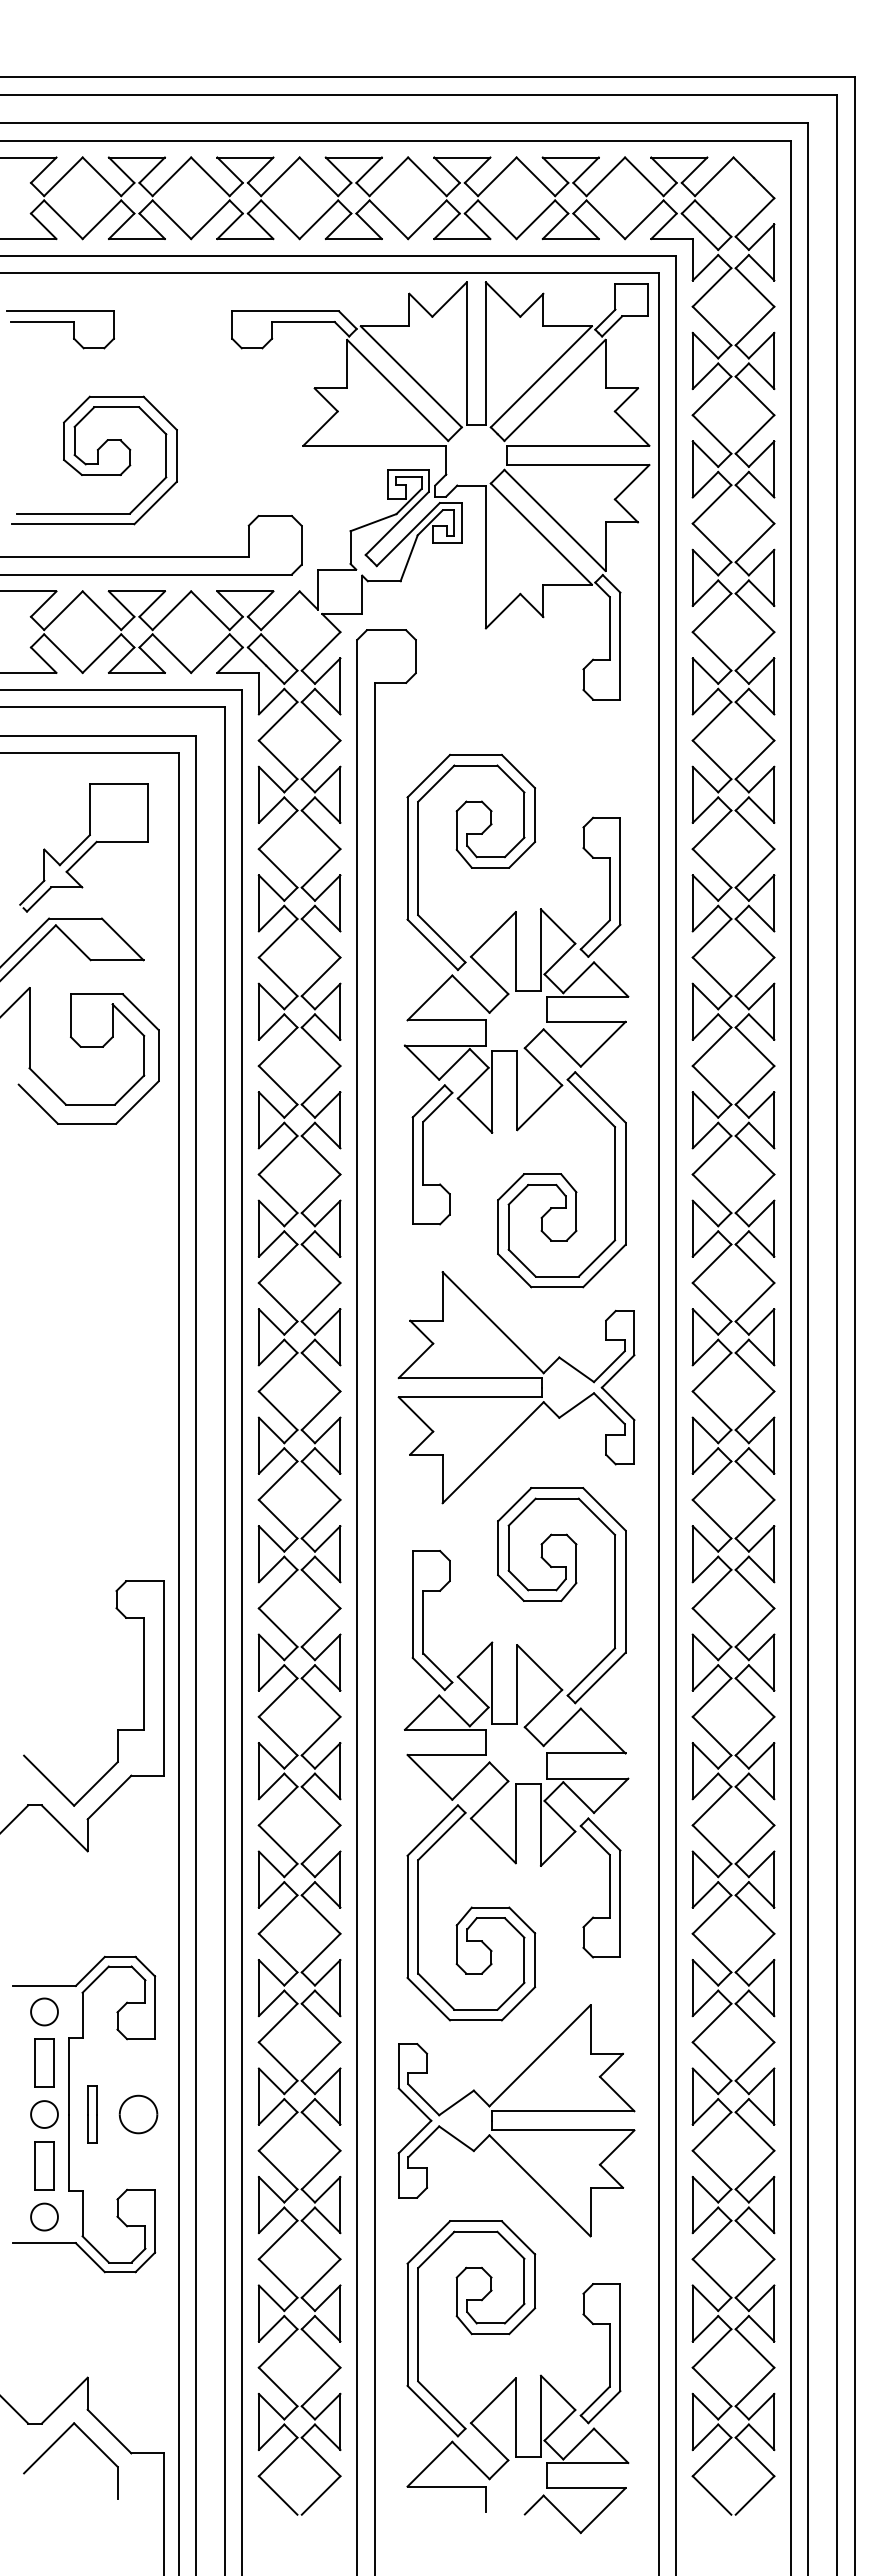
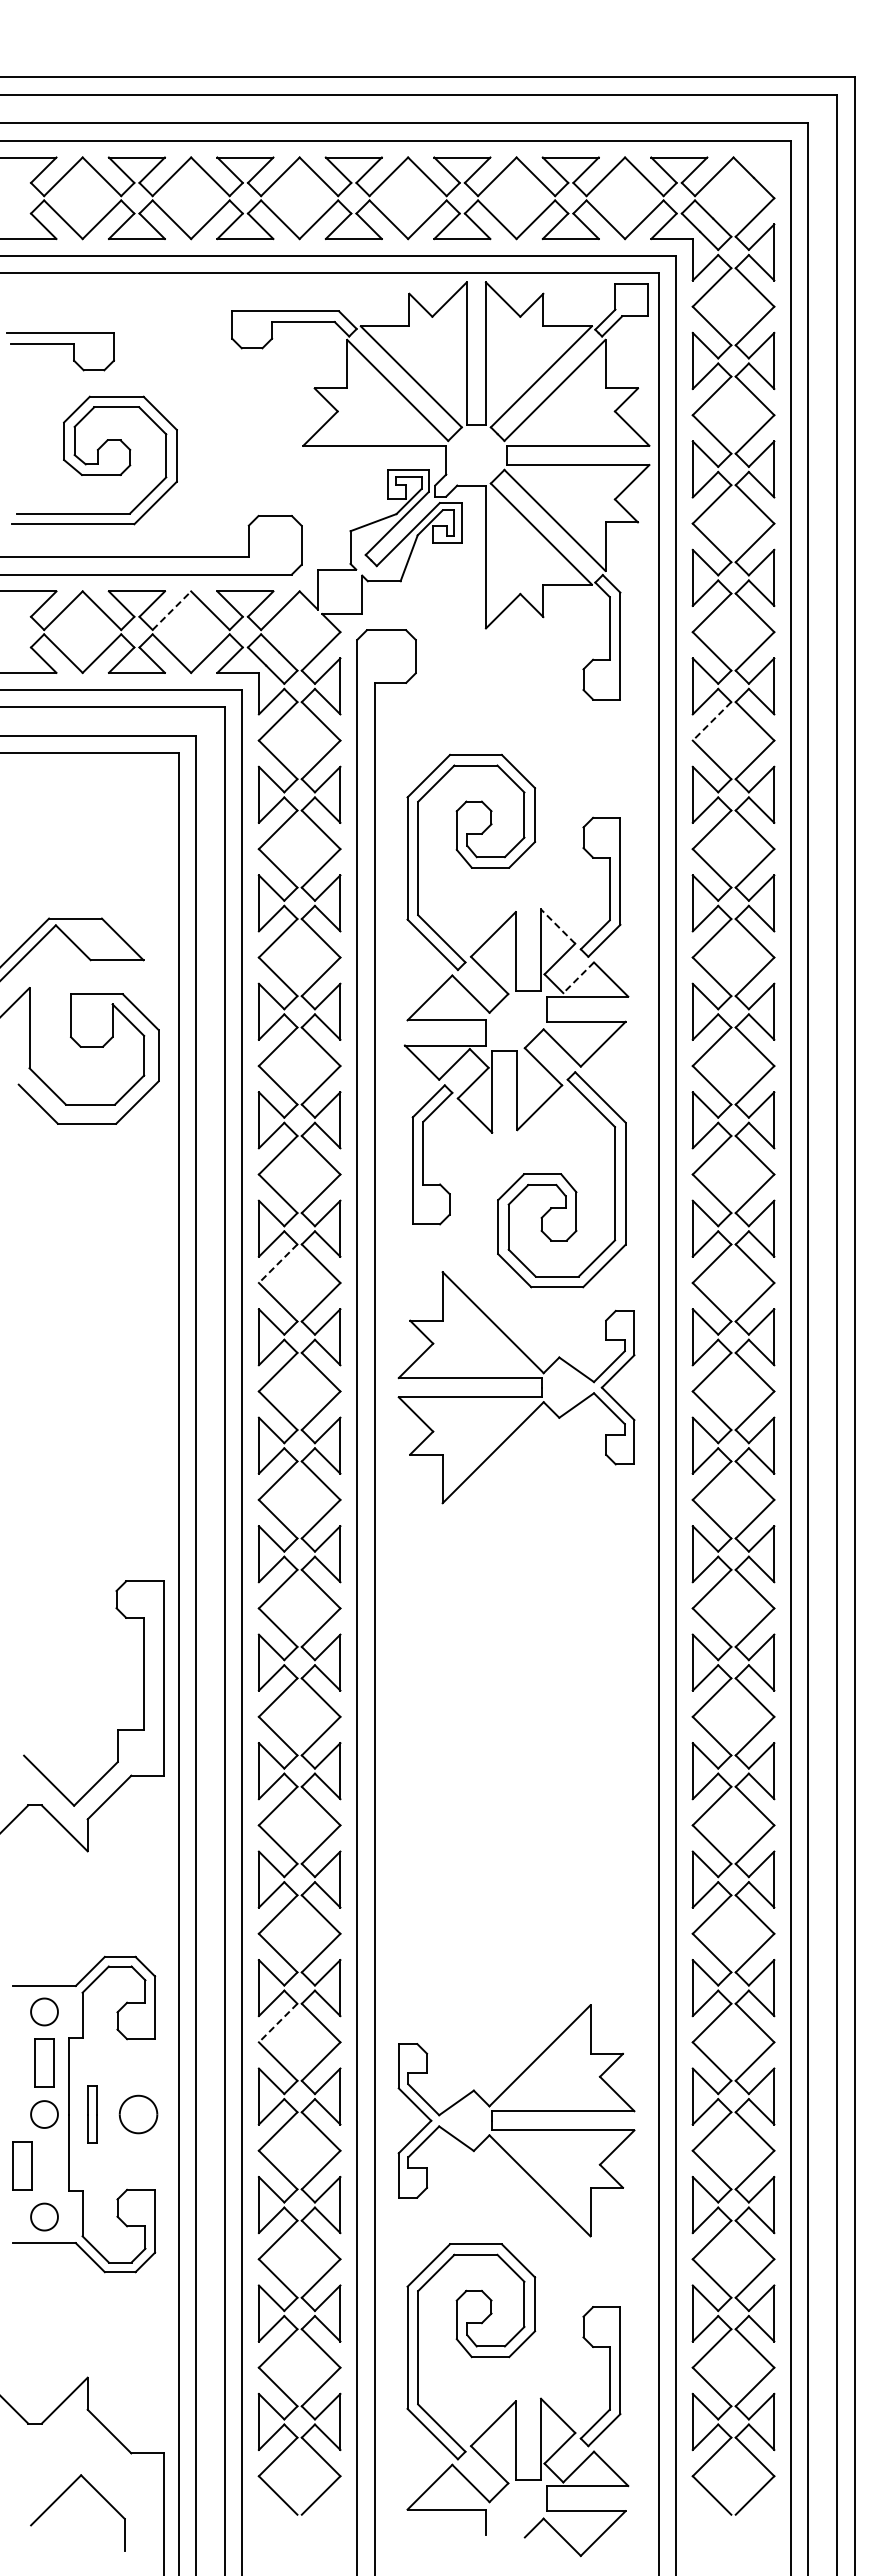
part position: (60, 322) -> (60, 344) (60, 344)
line: solid -> dashed (172, 610)
line: solid -> dashed (711, 721)
part: present -> none (83, 847)
line: solid -> dashed (557, 926)
line: solid -> dashed (578, 977)
line: solid -> dashed (277, 1264)
part: present -> none (516, 1754)
line: solid -> dashed (277, 2023)
part position: (44, 2165) -> (22, 2165) (22, 2165)
part position: (517, 2377) -> (517, 2400) (517, 2400)
part position: (54, 2444) -> (61, 2496) (61, 2496)
